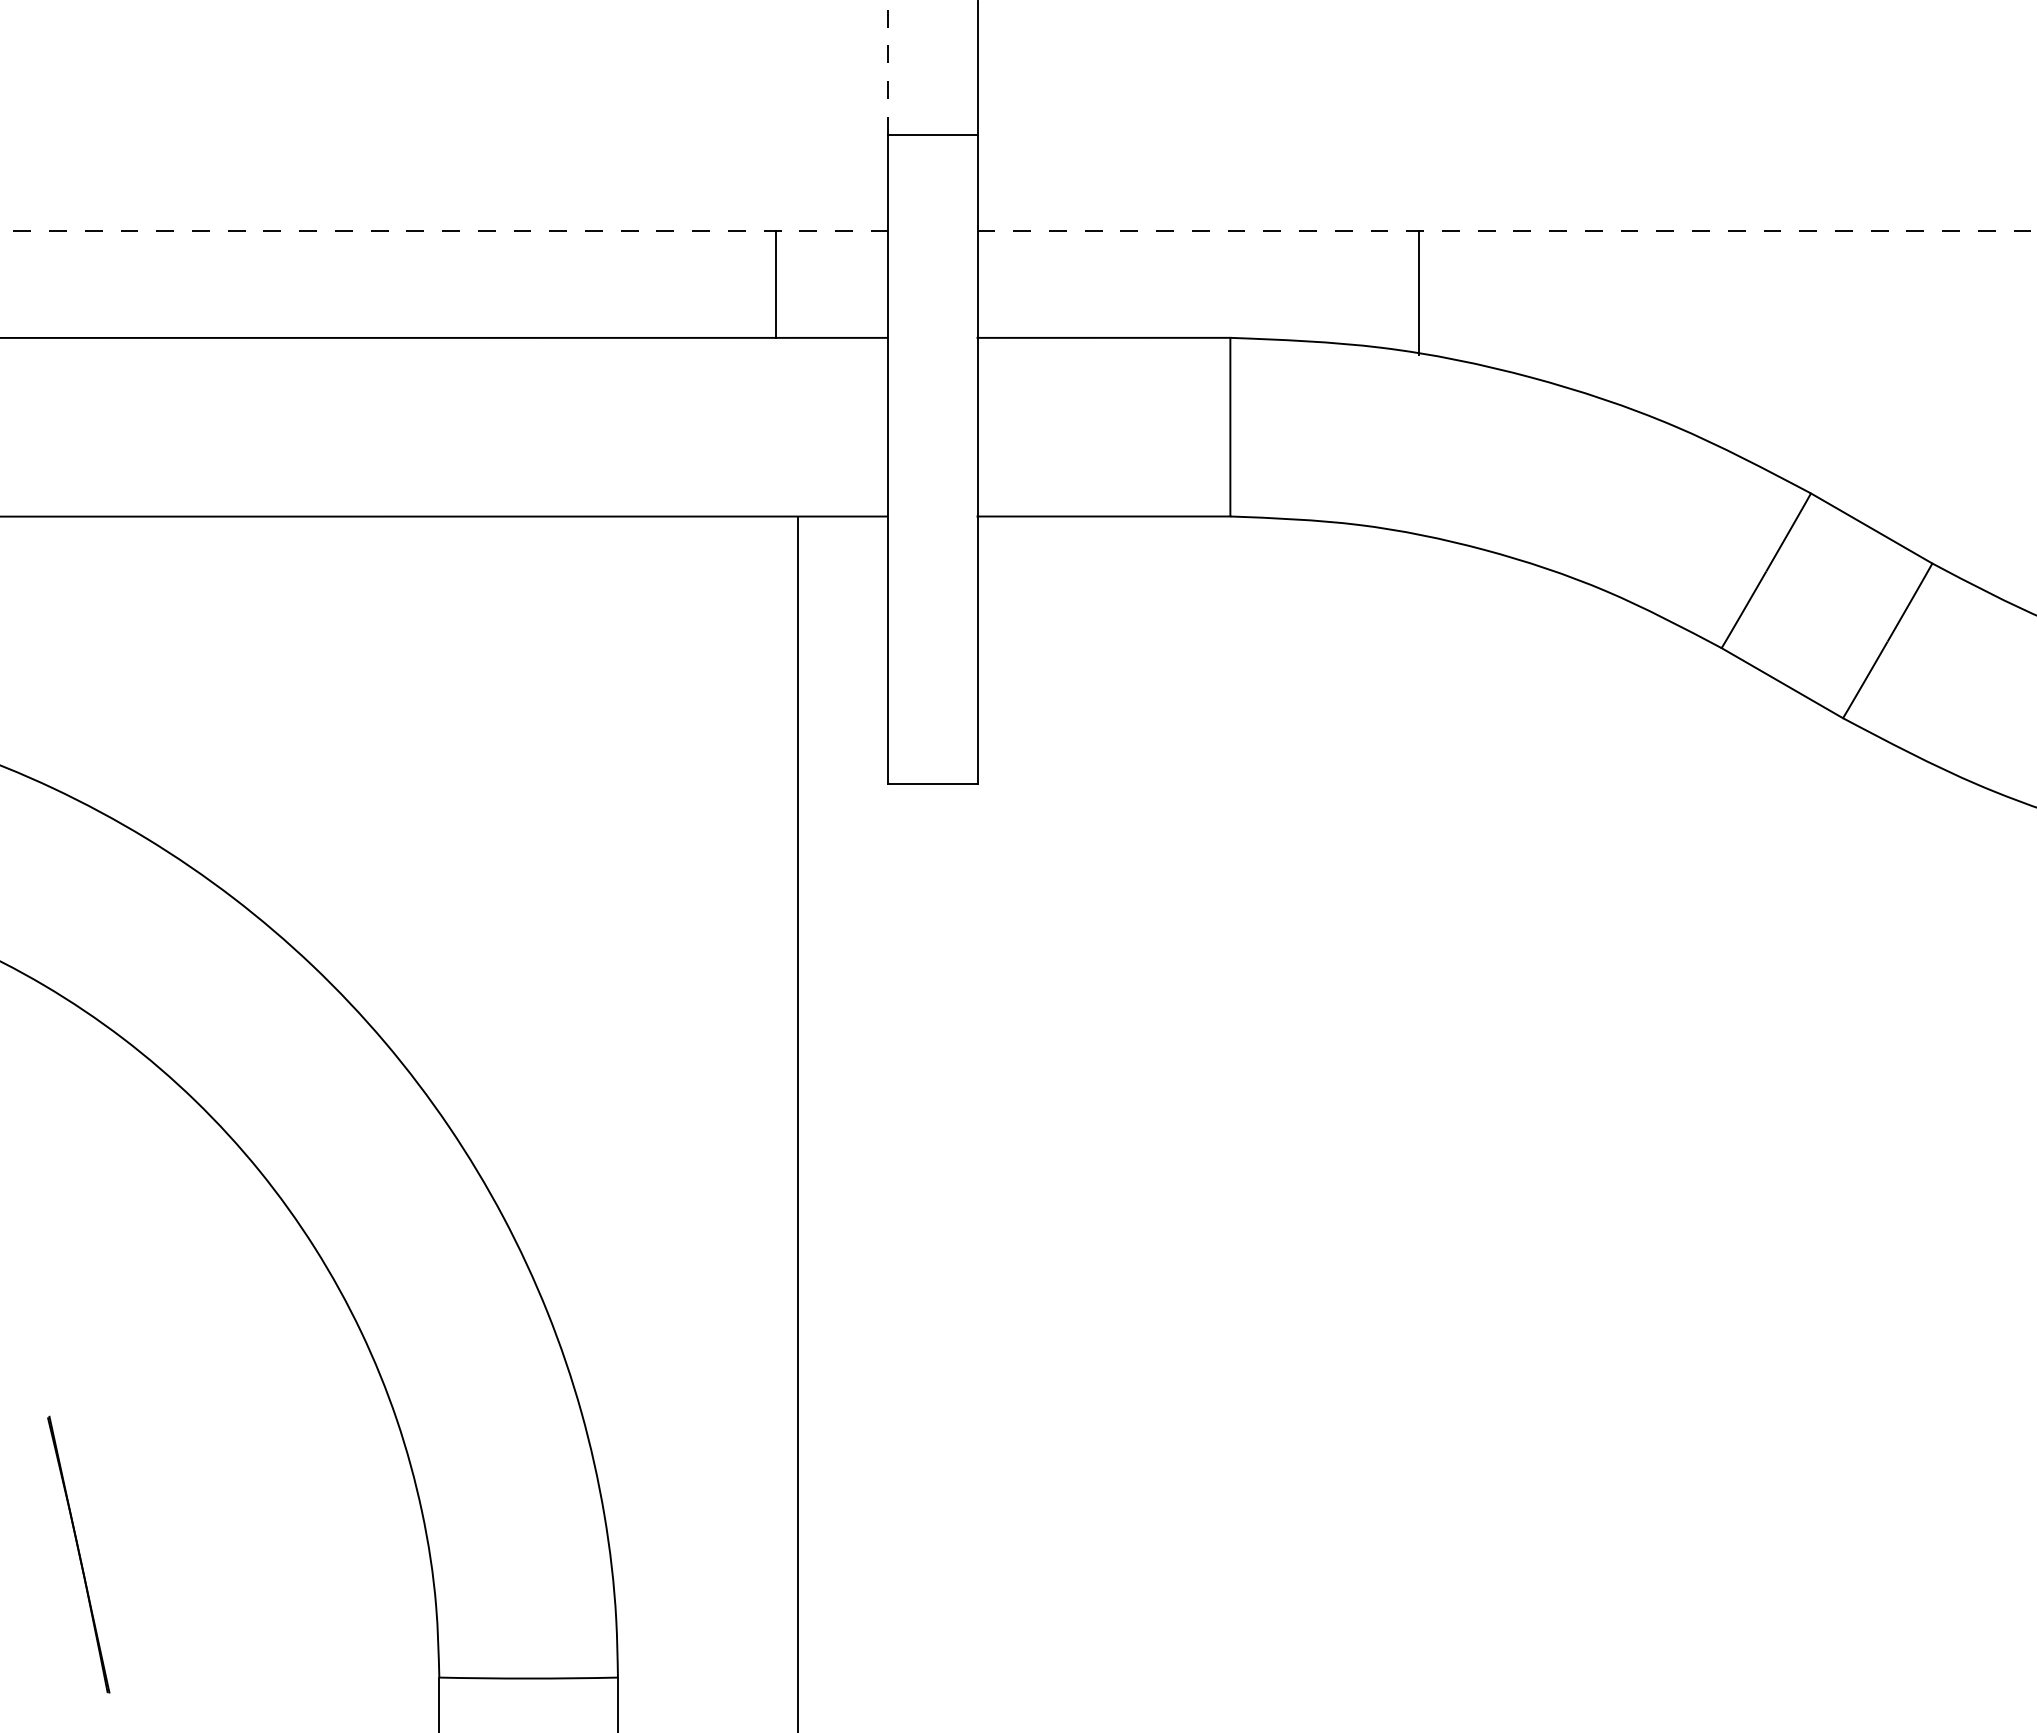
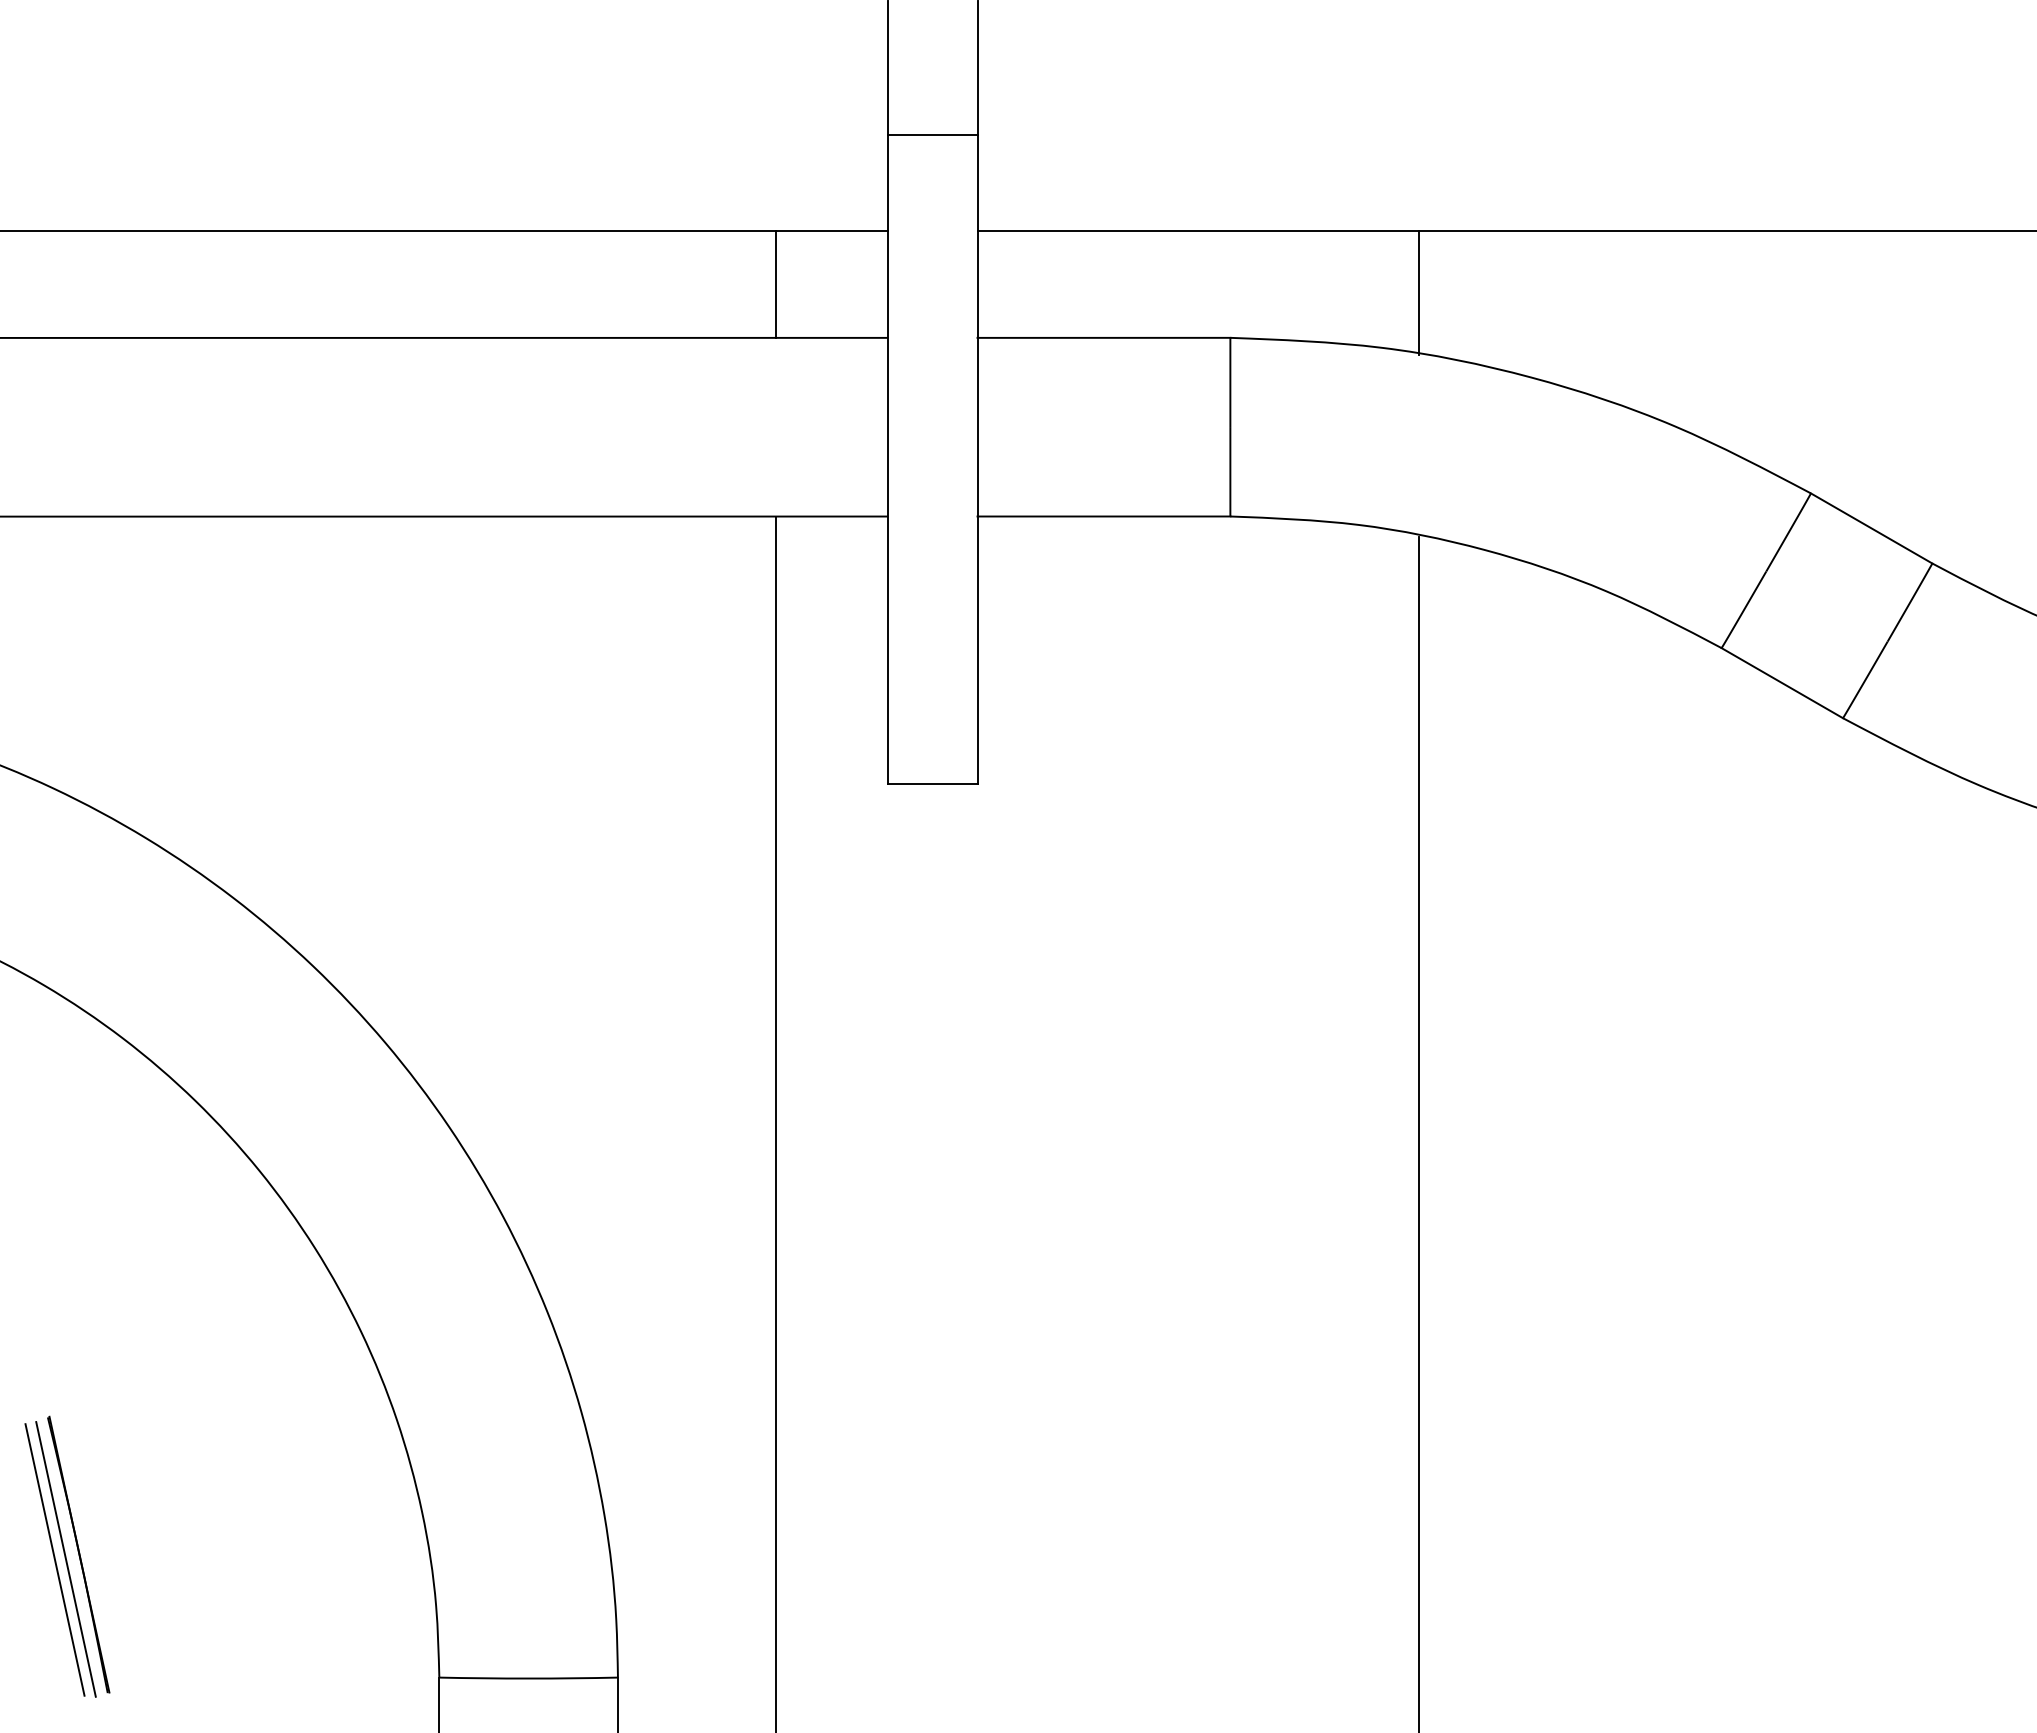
line: dashed -> solid (888, 68)
line: dashed -> solid (444, 230)
line: dashed -> solid (1507, 230)
line position: (798, 1122) -> (776, 1122) (776, 1122)
line: none -> present (1419, 1132)
line: none -> present (54, 1559)
line: none -> present (65, 1559)
